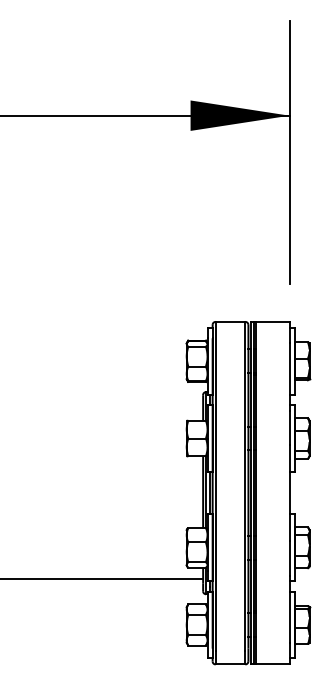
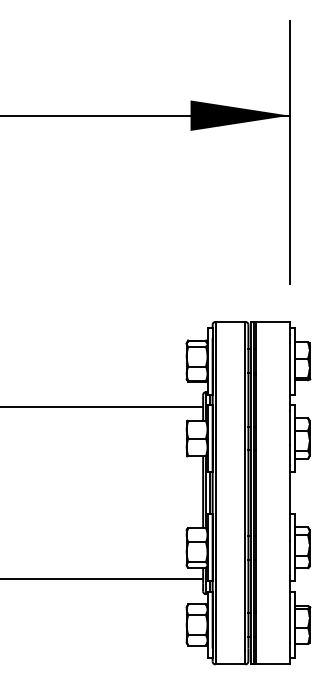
line: none -> present (102, 407)
